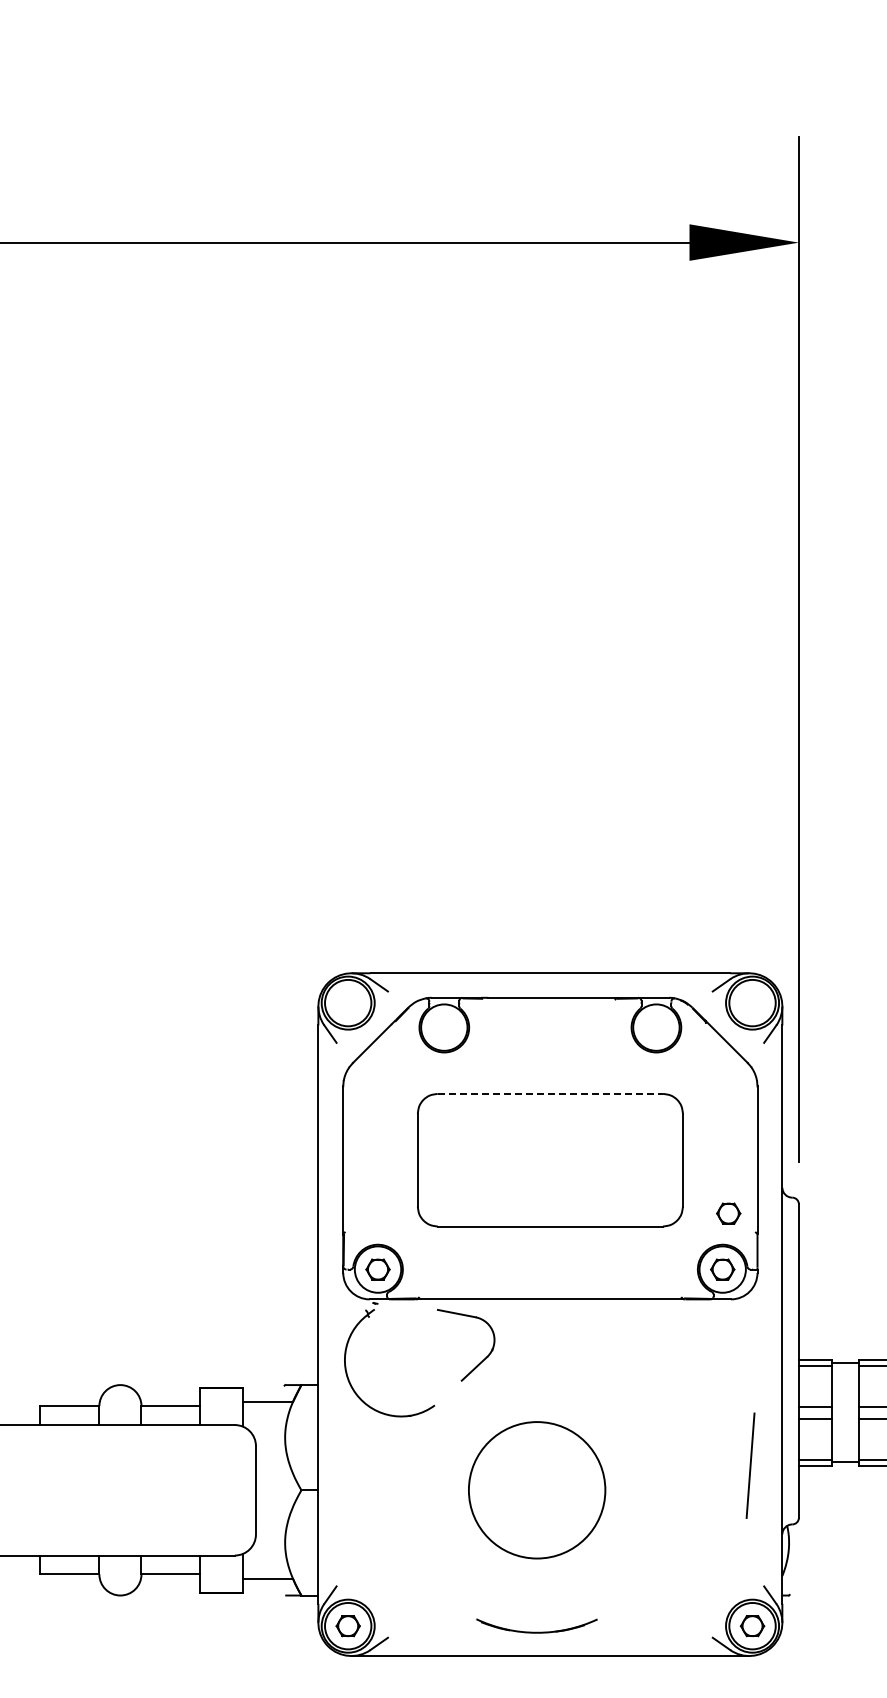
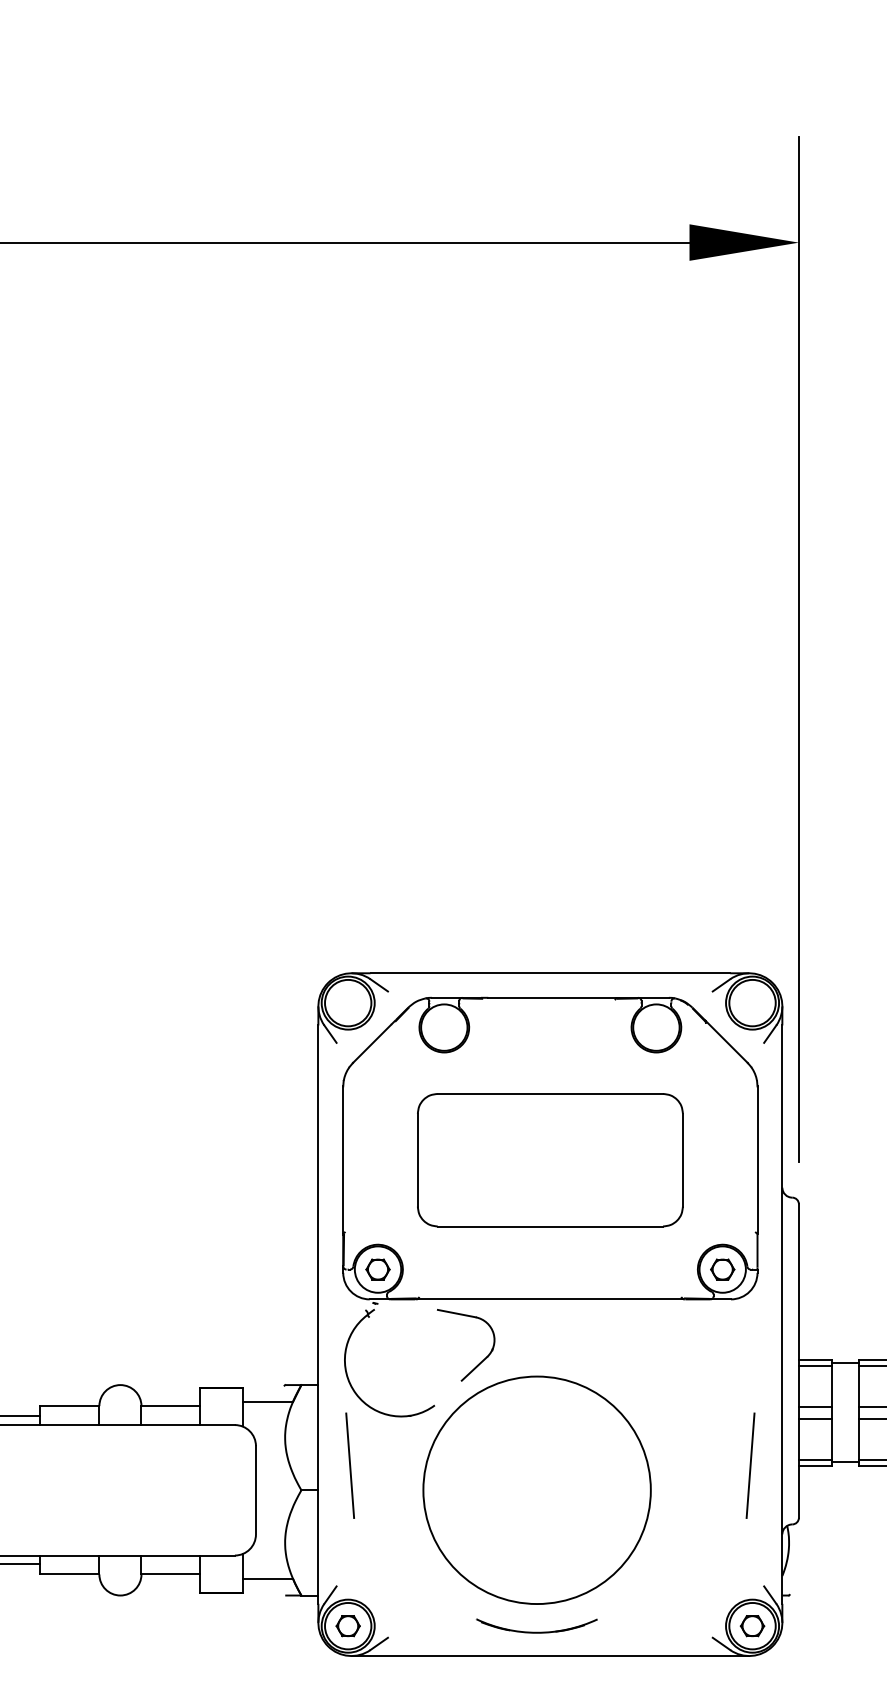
line: dashed -> solid (550, 1093)
part: present -> none (728, 1213)
line: none -> present (21, 1416)
line: none -> present (350, 1465)
circle diameter: 136 px -> 227 px (536, 1490)
line: none -> present (21, 1564)
